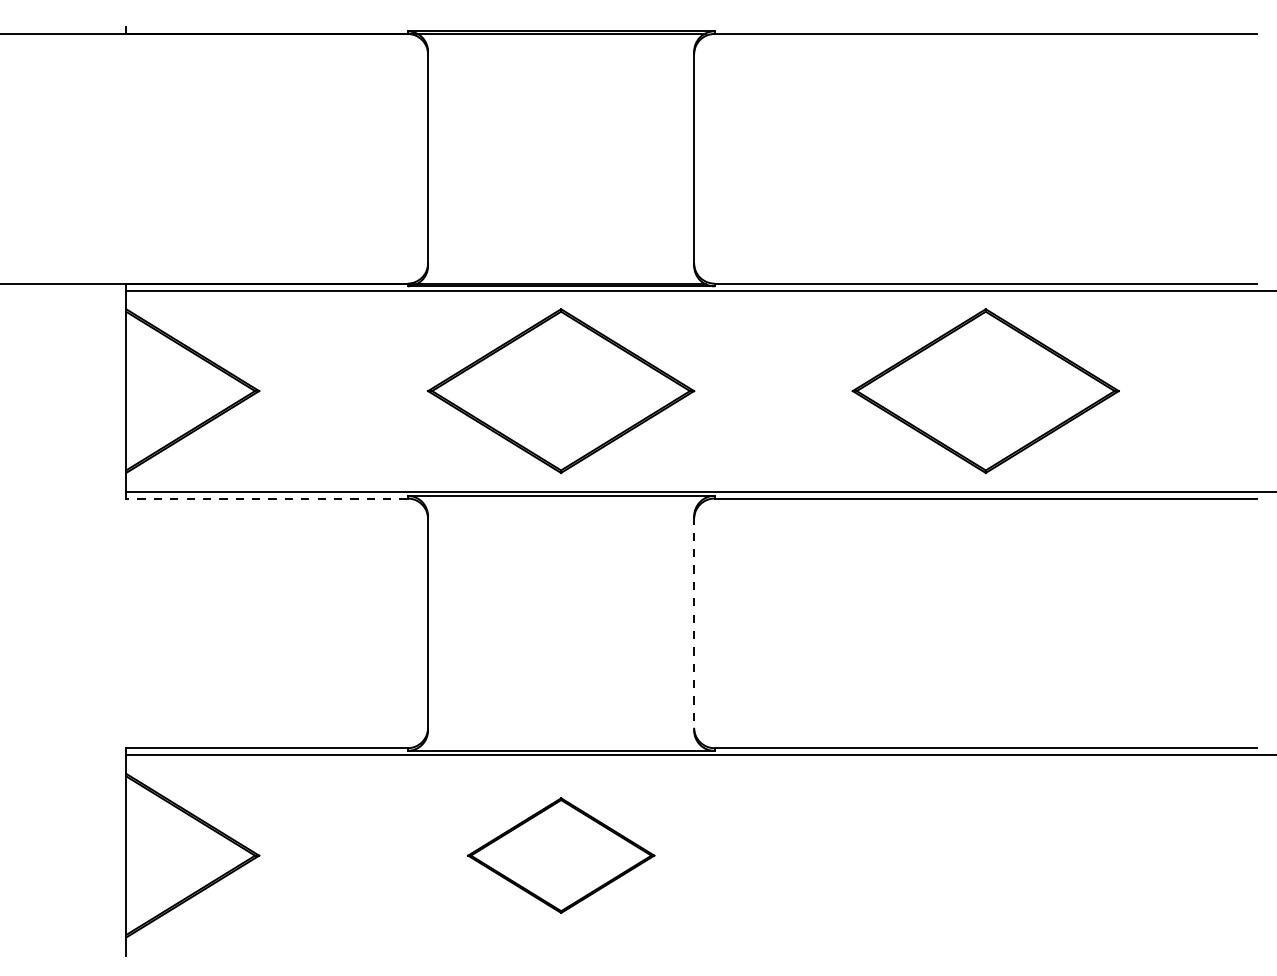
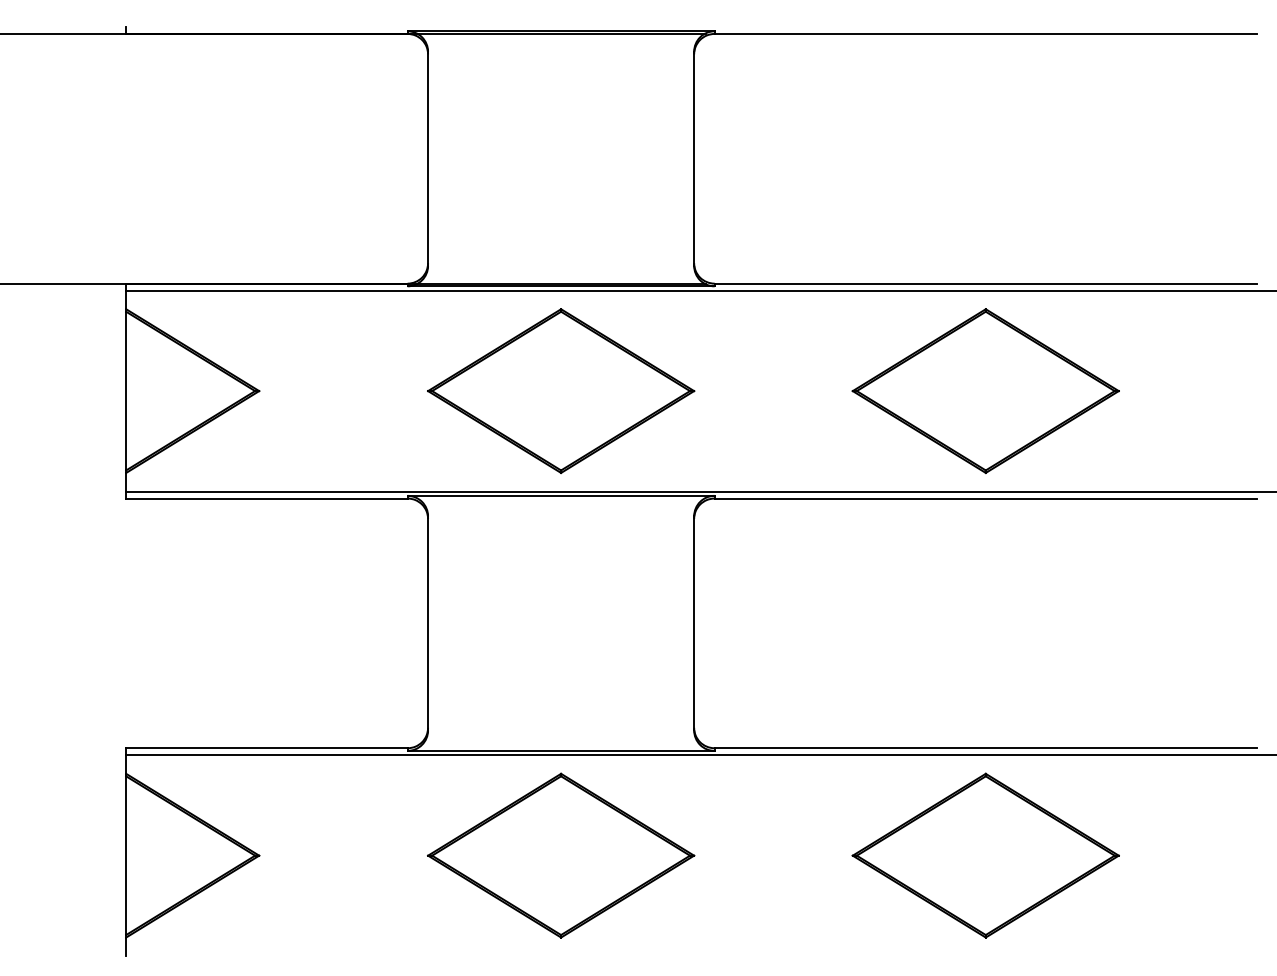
line: dashed -> solid (266, 498)
line: dashed -> solid (694, 623)
part size: 189x117 px -> 269x167 px (561, 855)
part: none -> present (985, 855)
